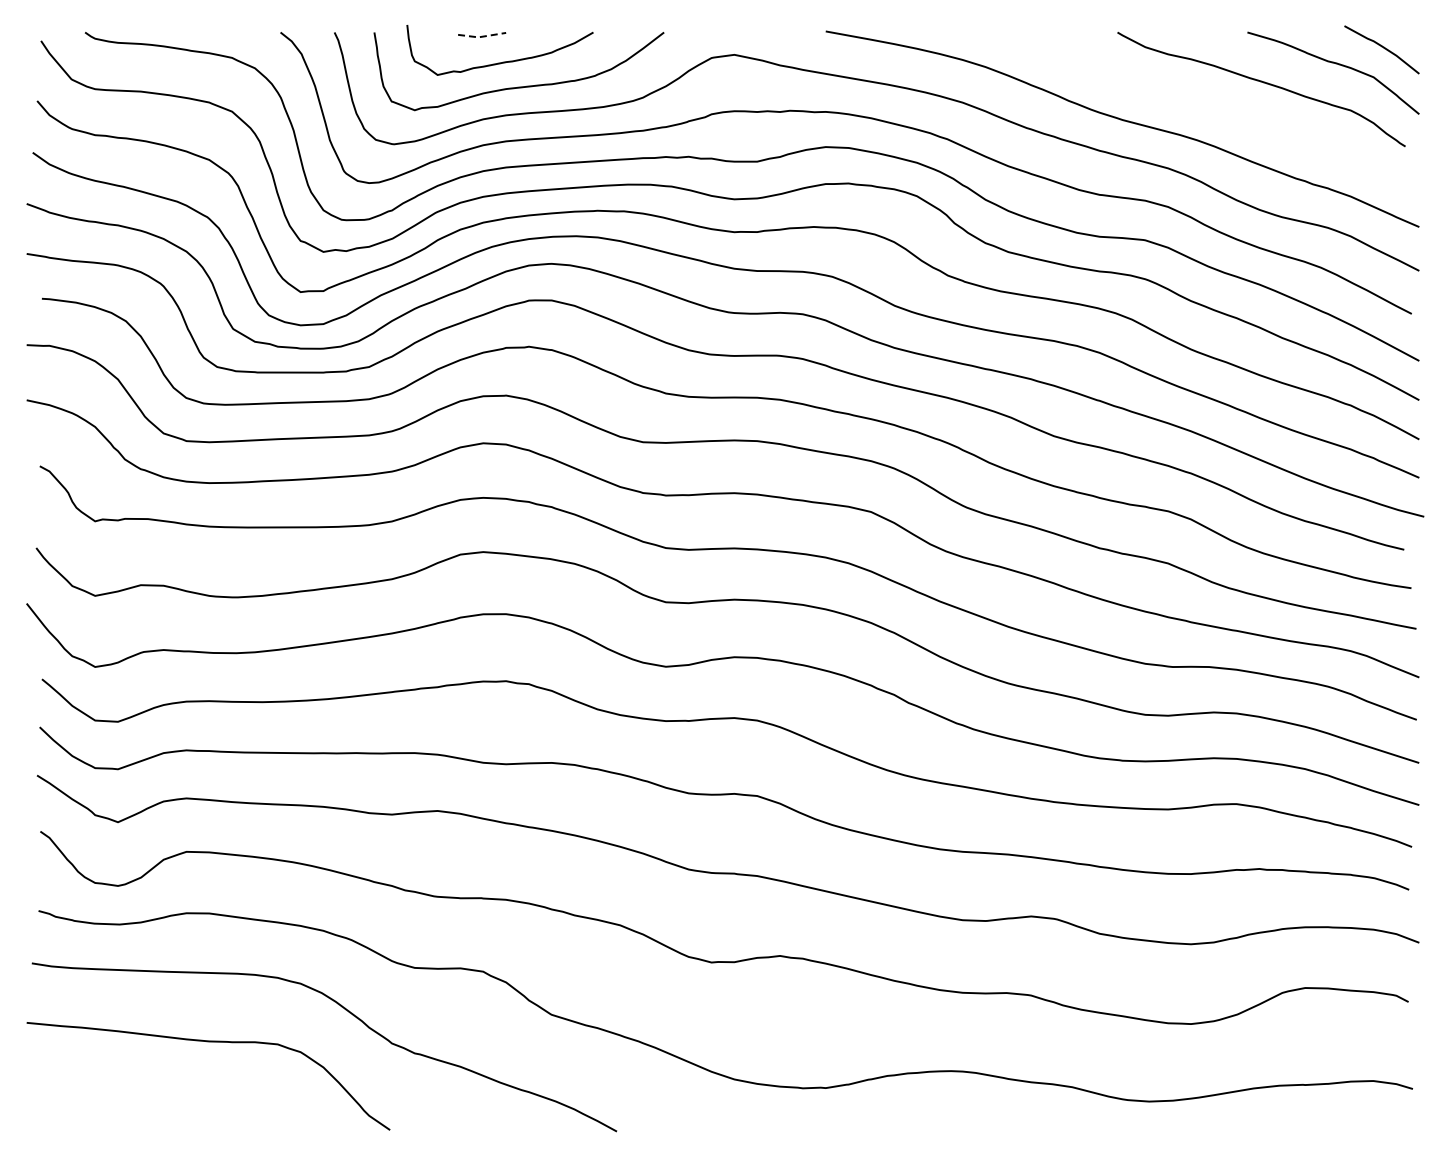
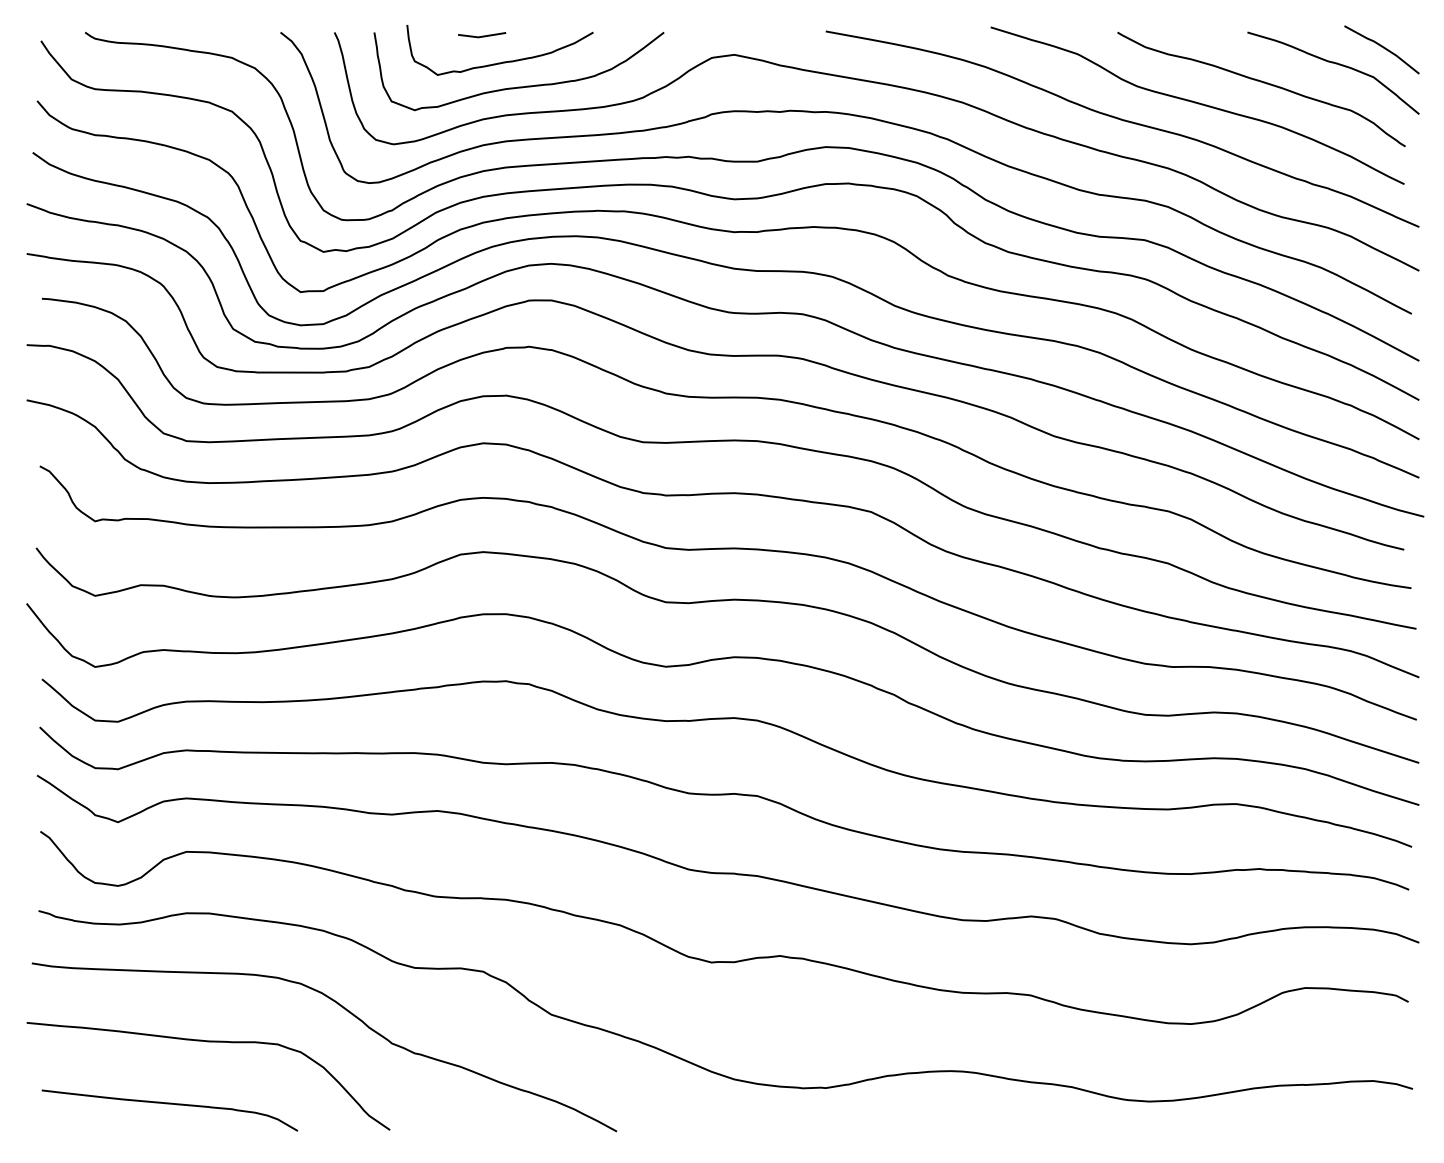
line: dashed -> solid (482, 36)
curve: none -> present (1198, 104)
curve: none -> present (169, 1104)
